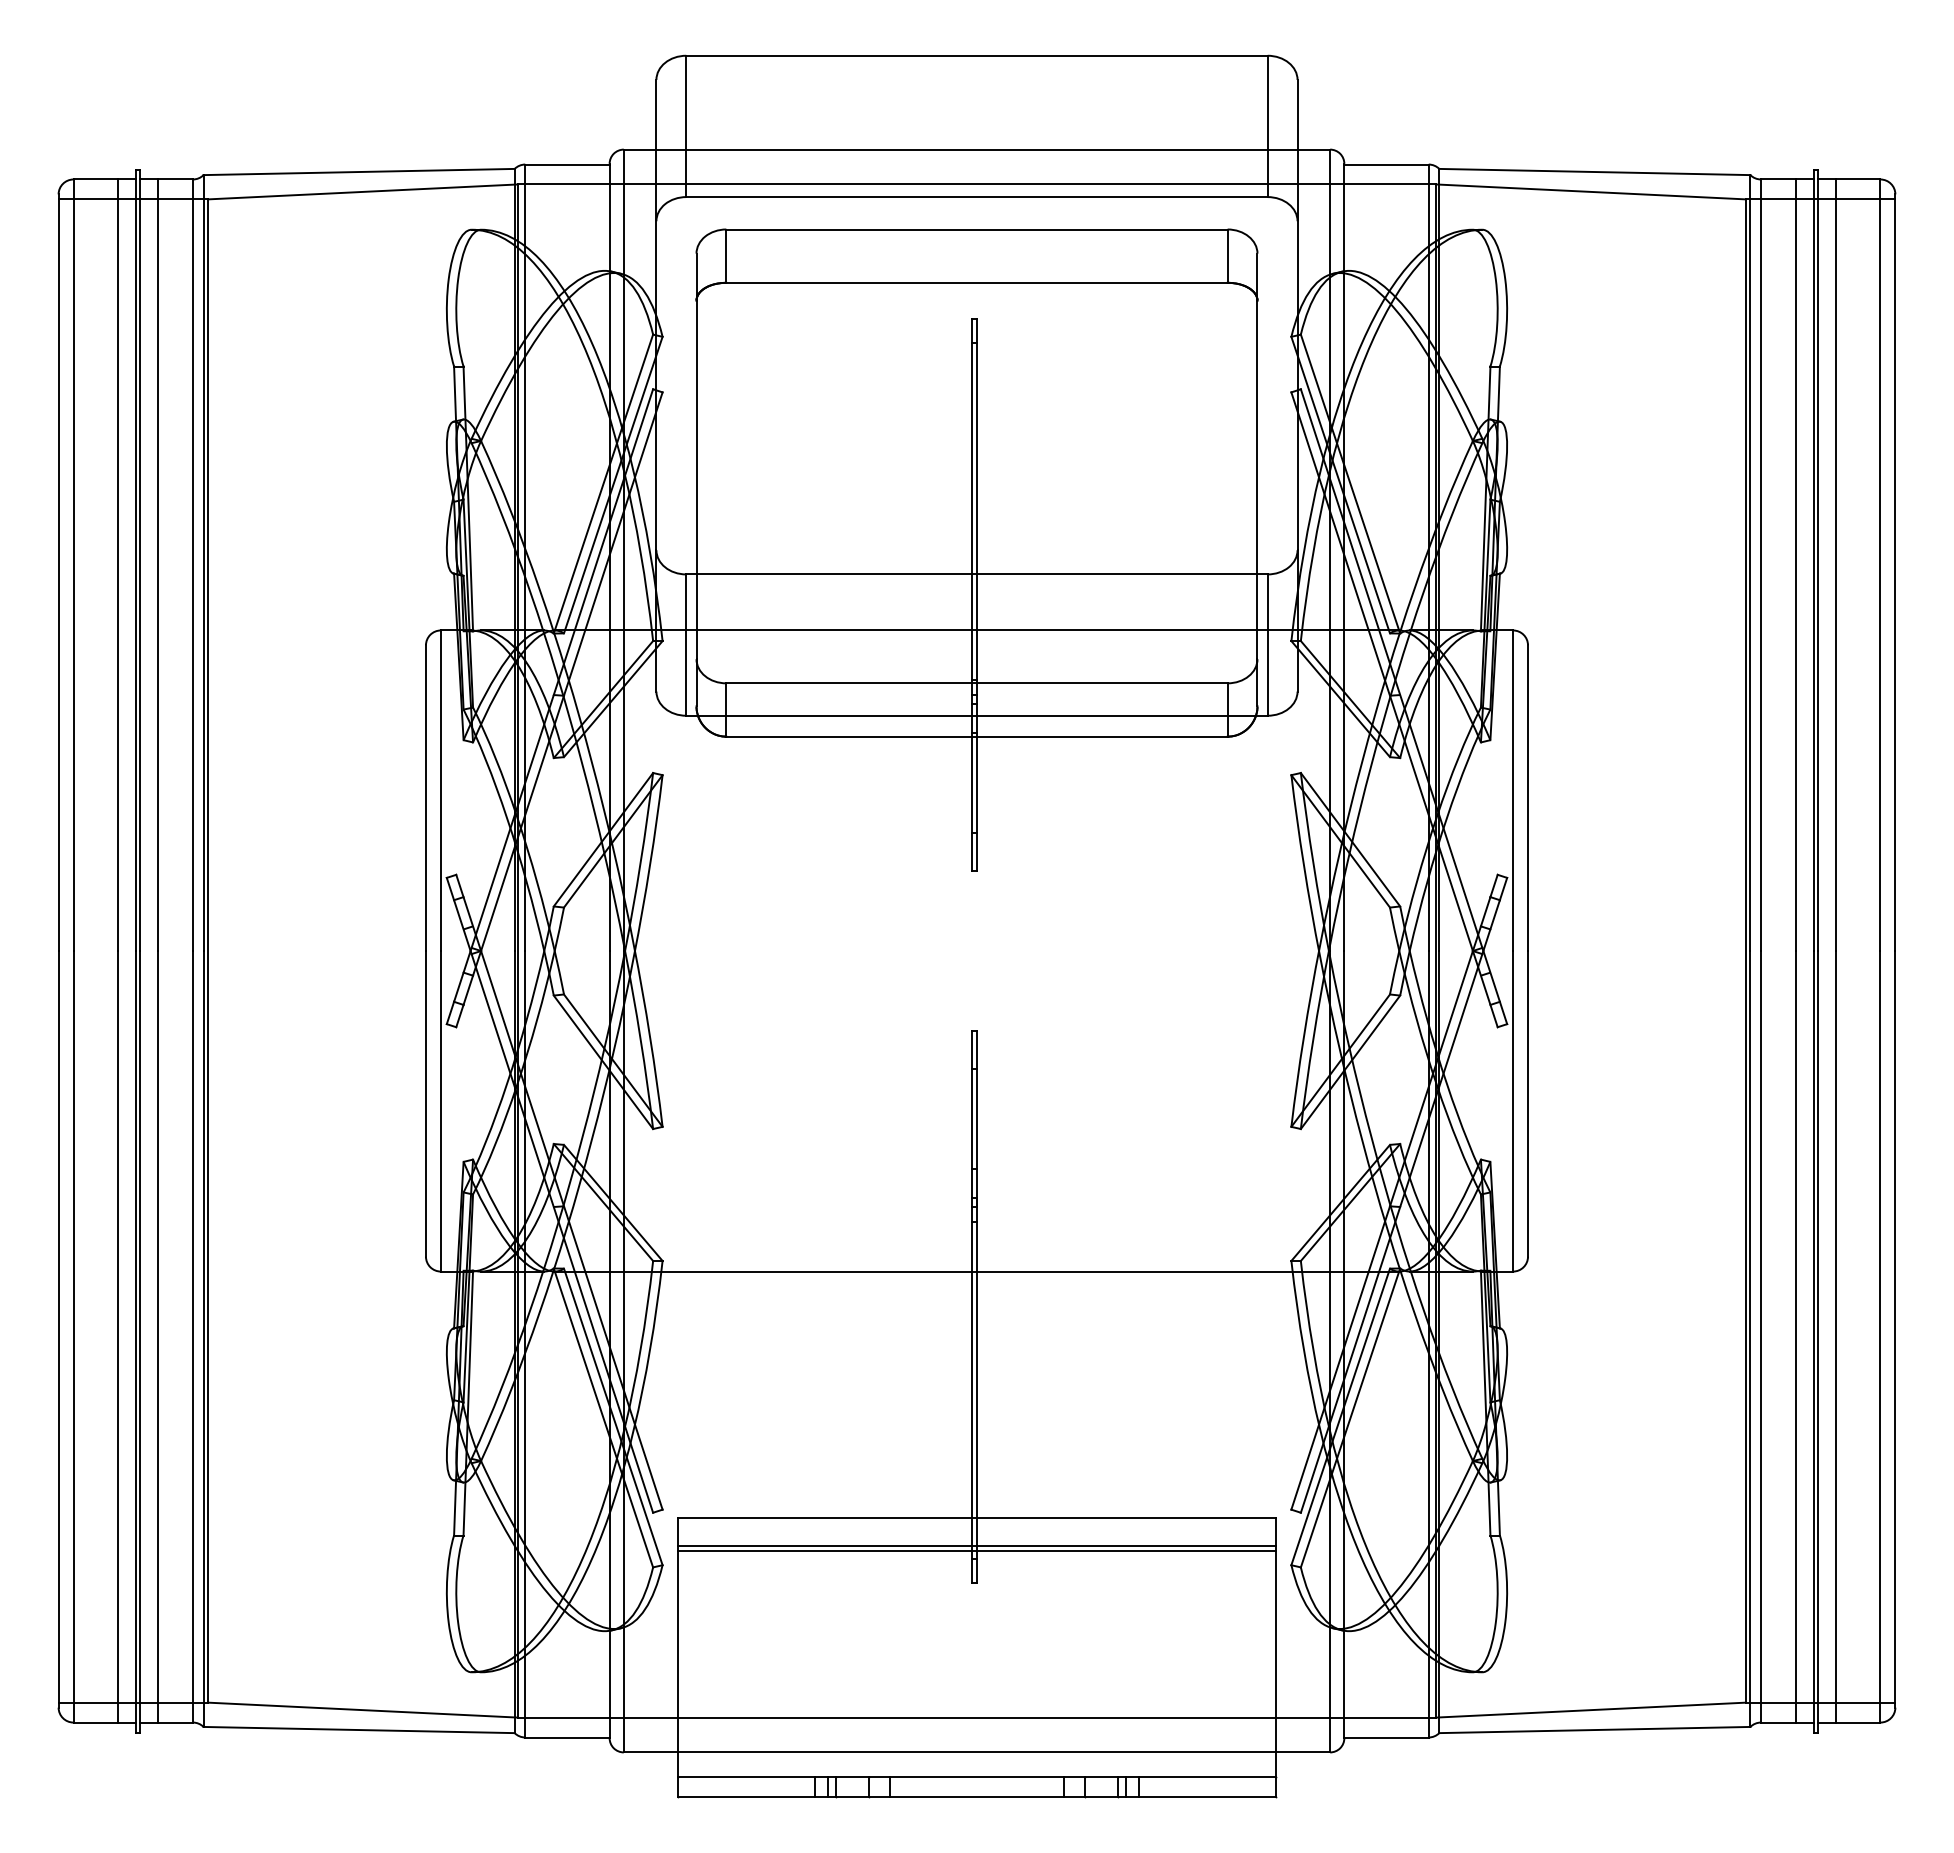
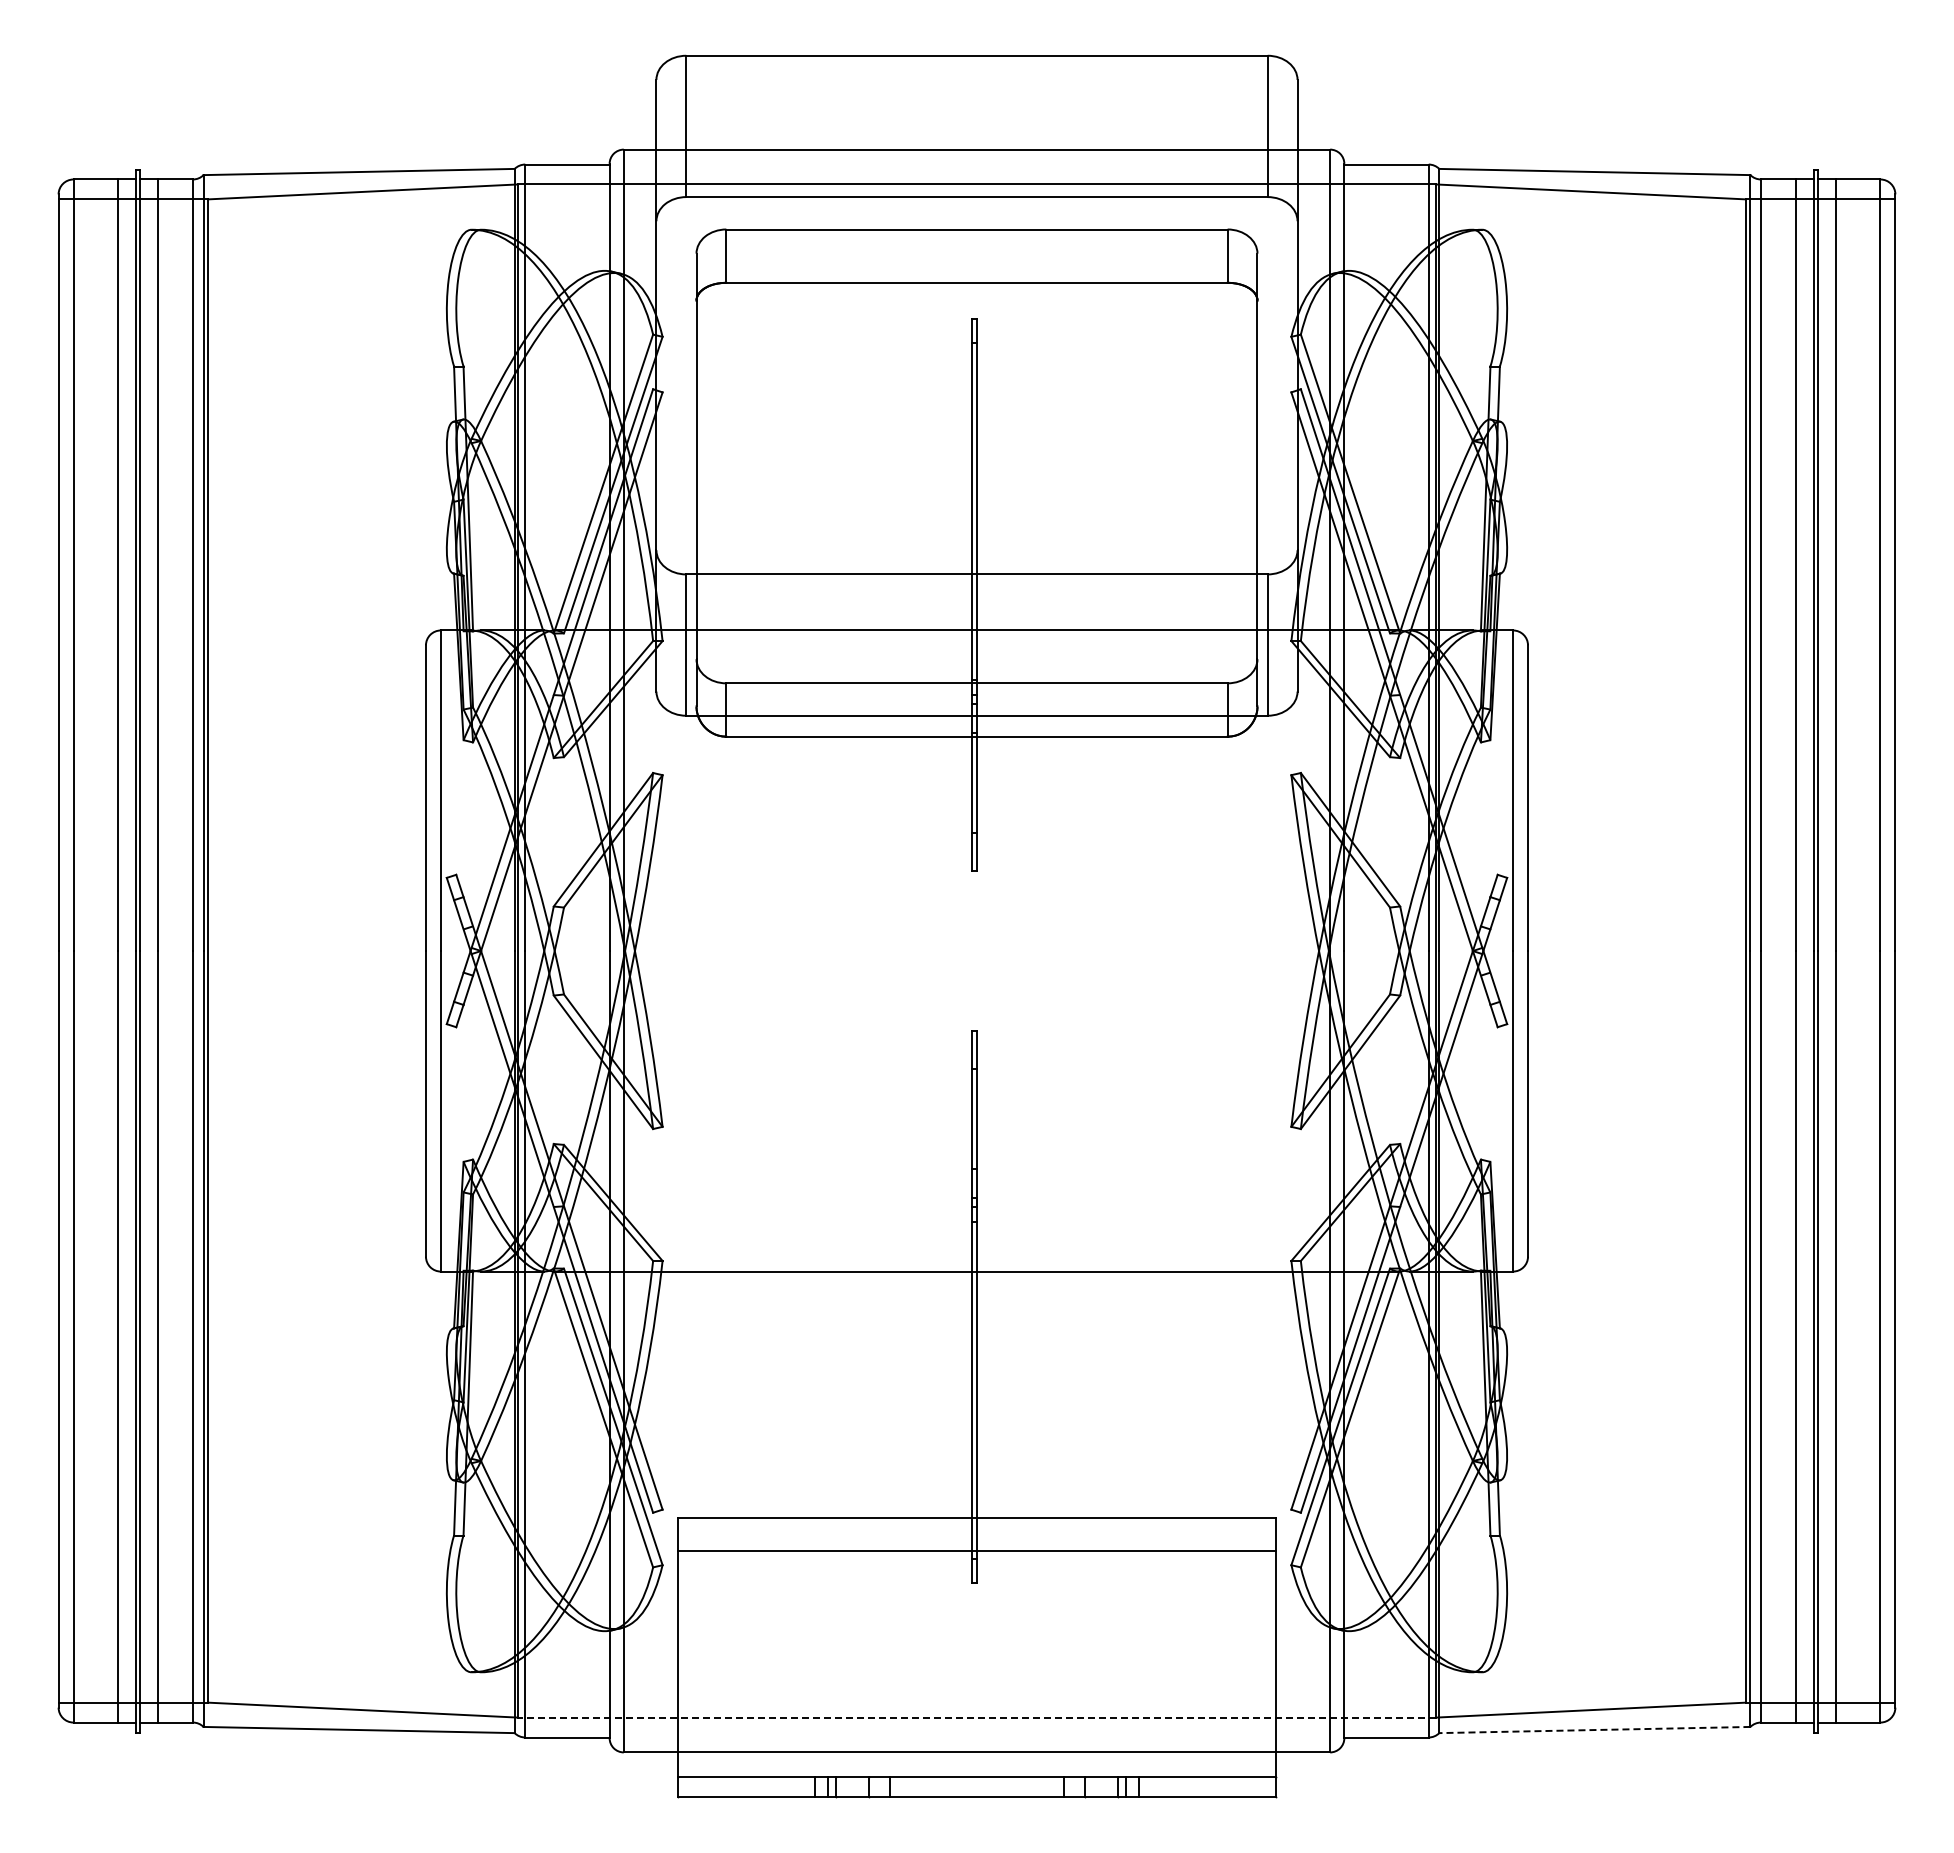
line: present -> none (976, 1545)
line: solid -> dashed (976, 1717)
line: solid -> dashed (1594, 1730)
